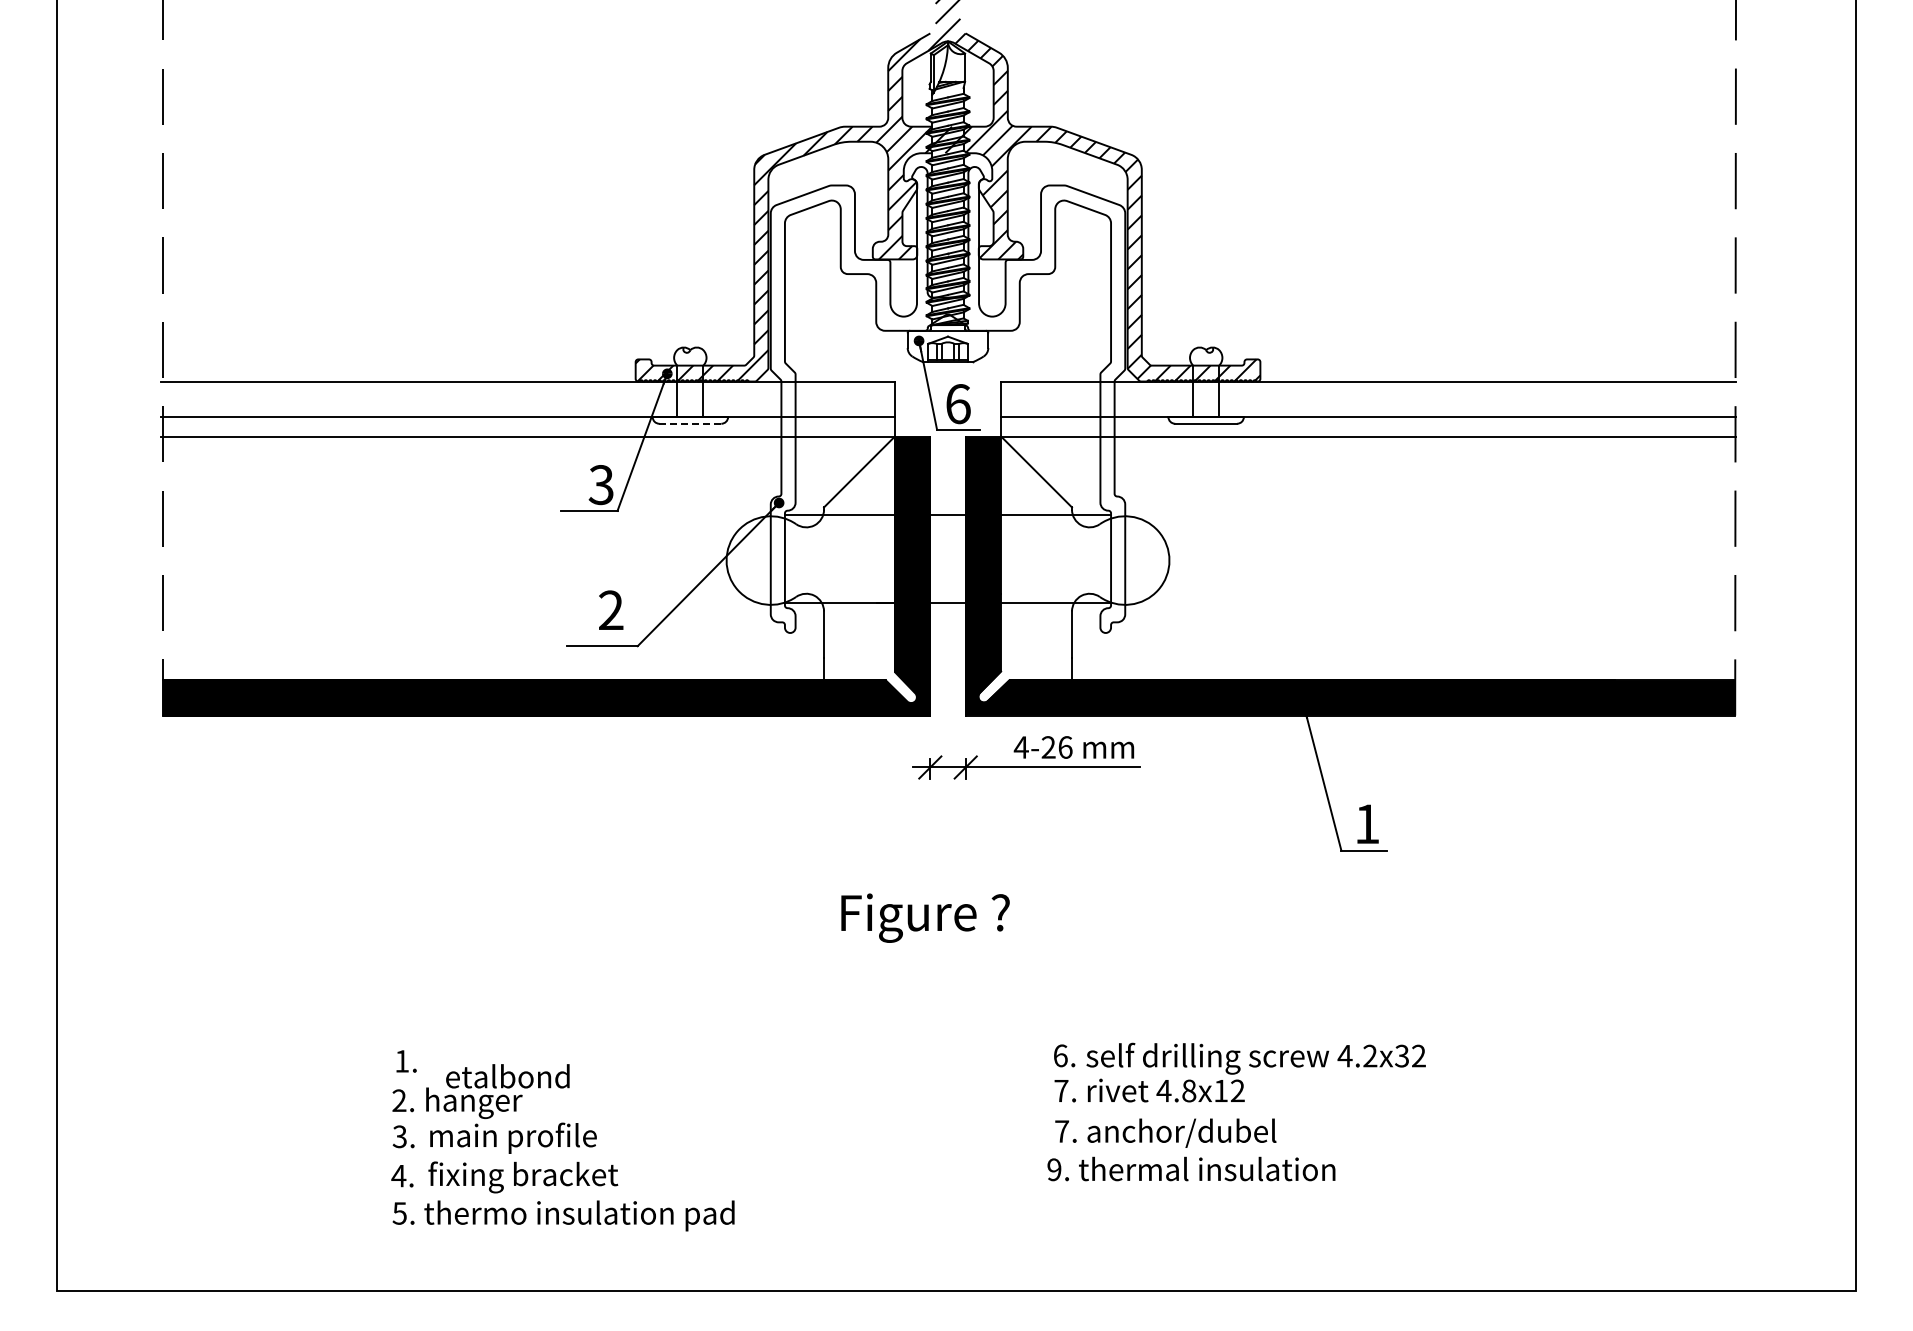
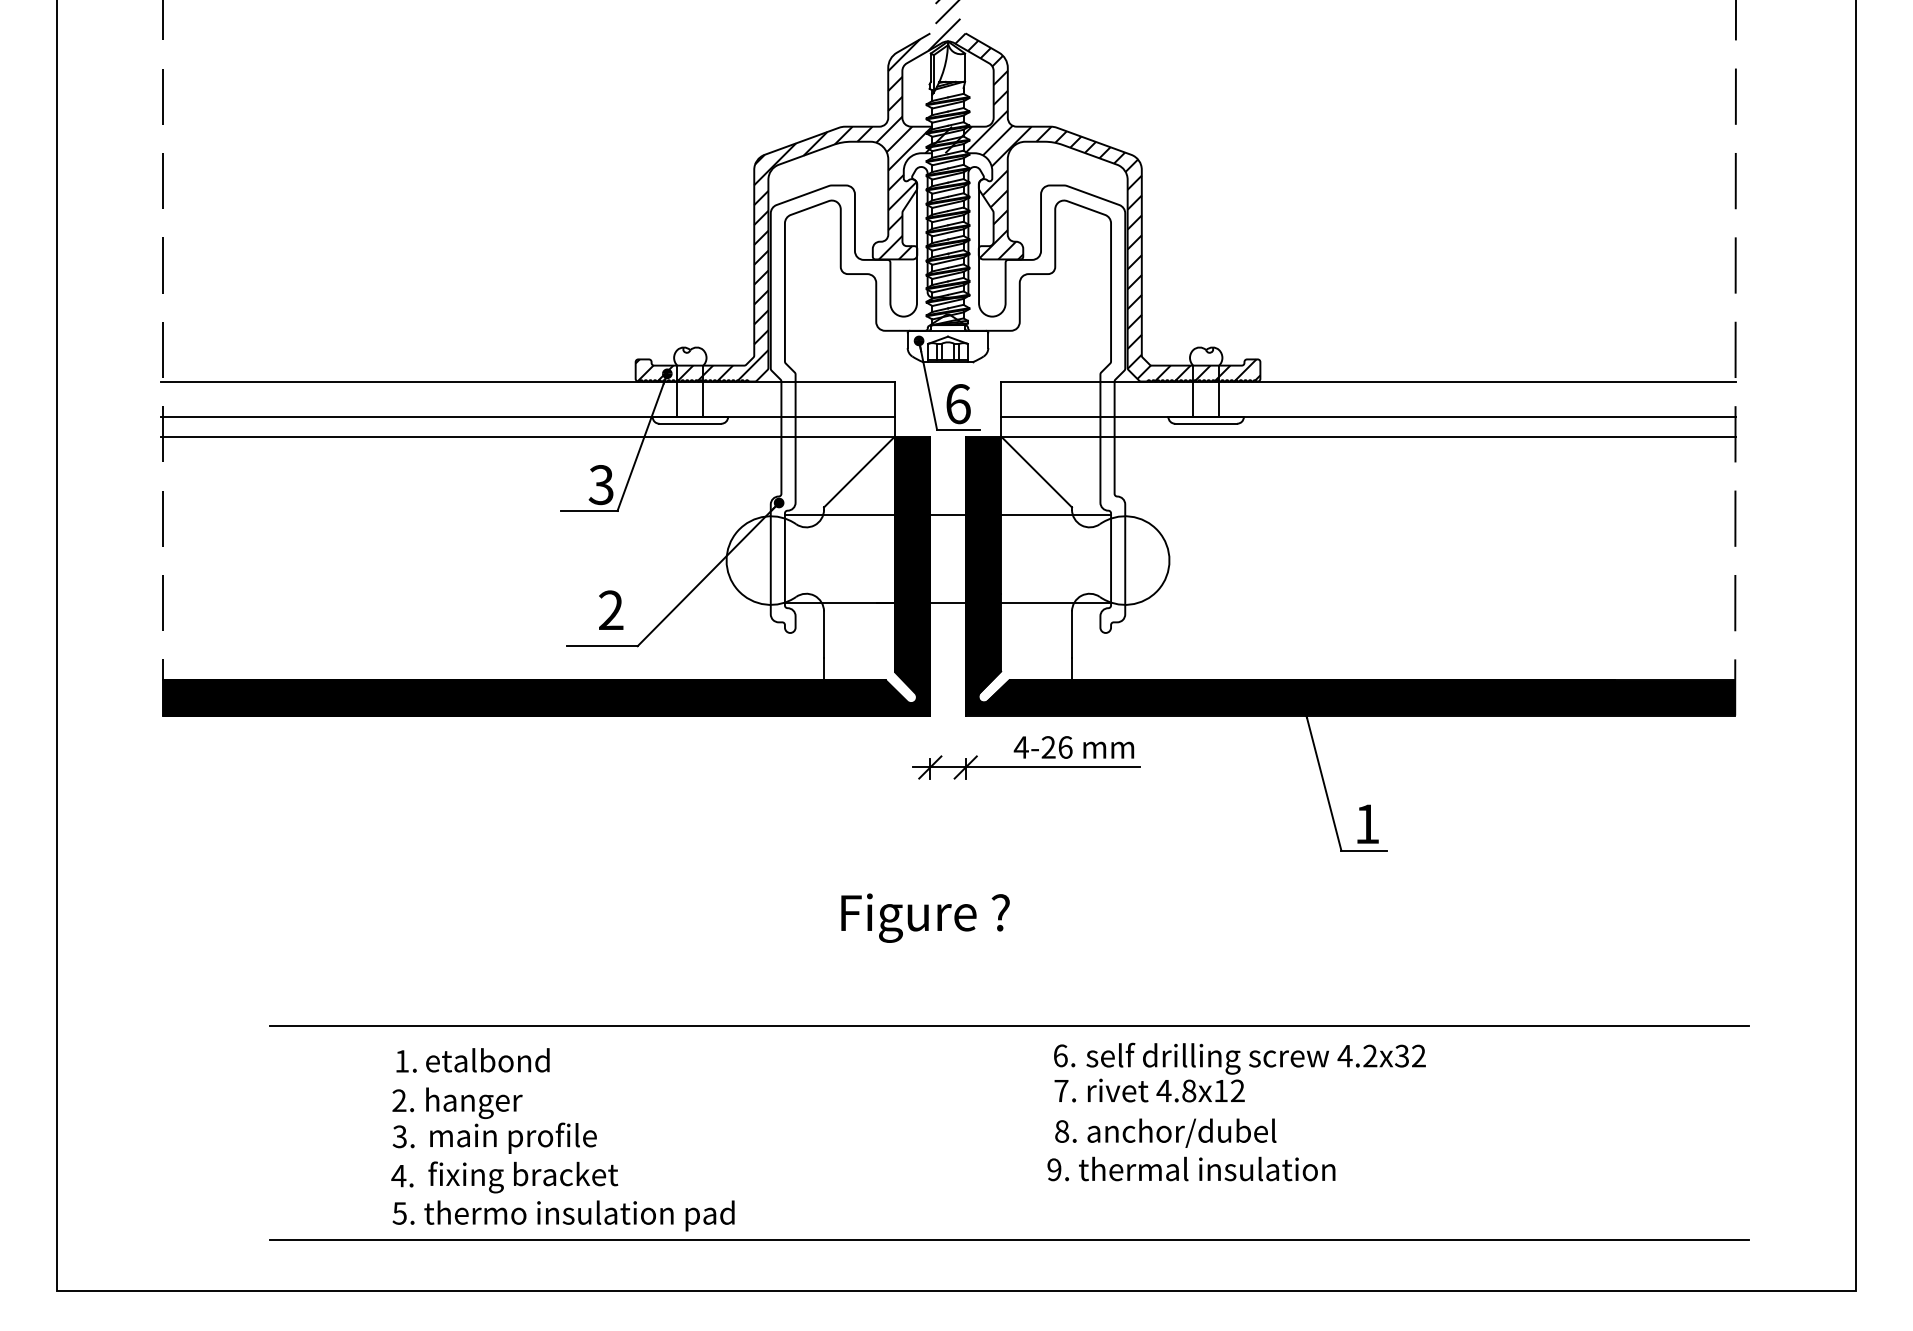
line: dashed -> solid (690, 423)
line: none -> present (1008, 1026)
text position: (507, 1076) -> (487, 1060) (487, 1060)
text: 7. -> 8. (1062, 1131)
line: none -> present (1008, 1240)
